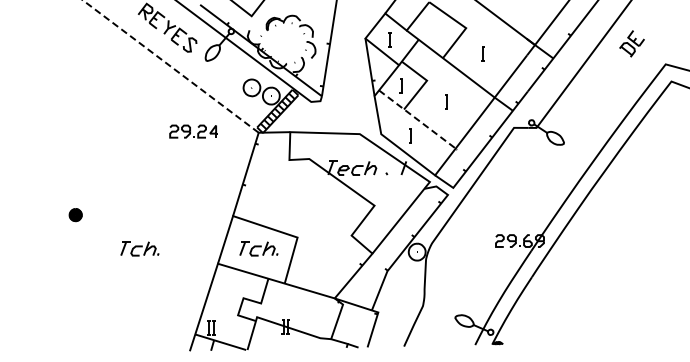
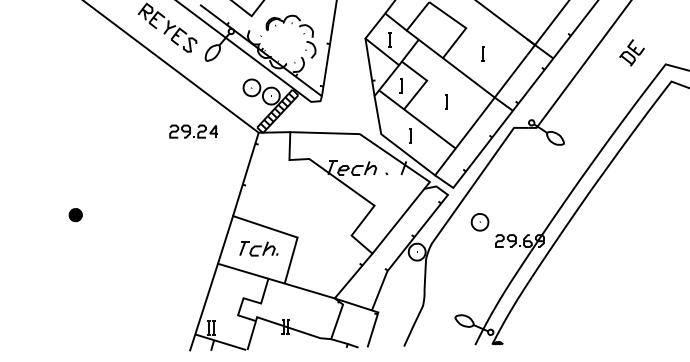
part position: (631, 43) -> (631, 52) (631, 52)
line: dashed -> solid (170, 66)
line: dashed -> solid (417, 119)
part: none -> present (479, 222)
part: present -> none (139, 248)
